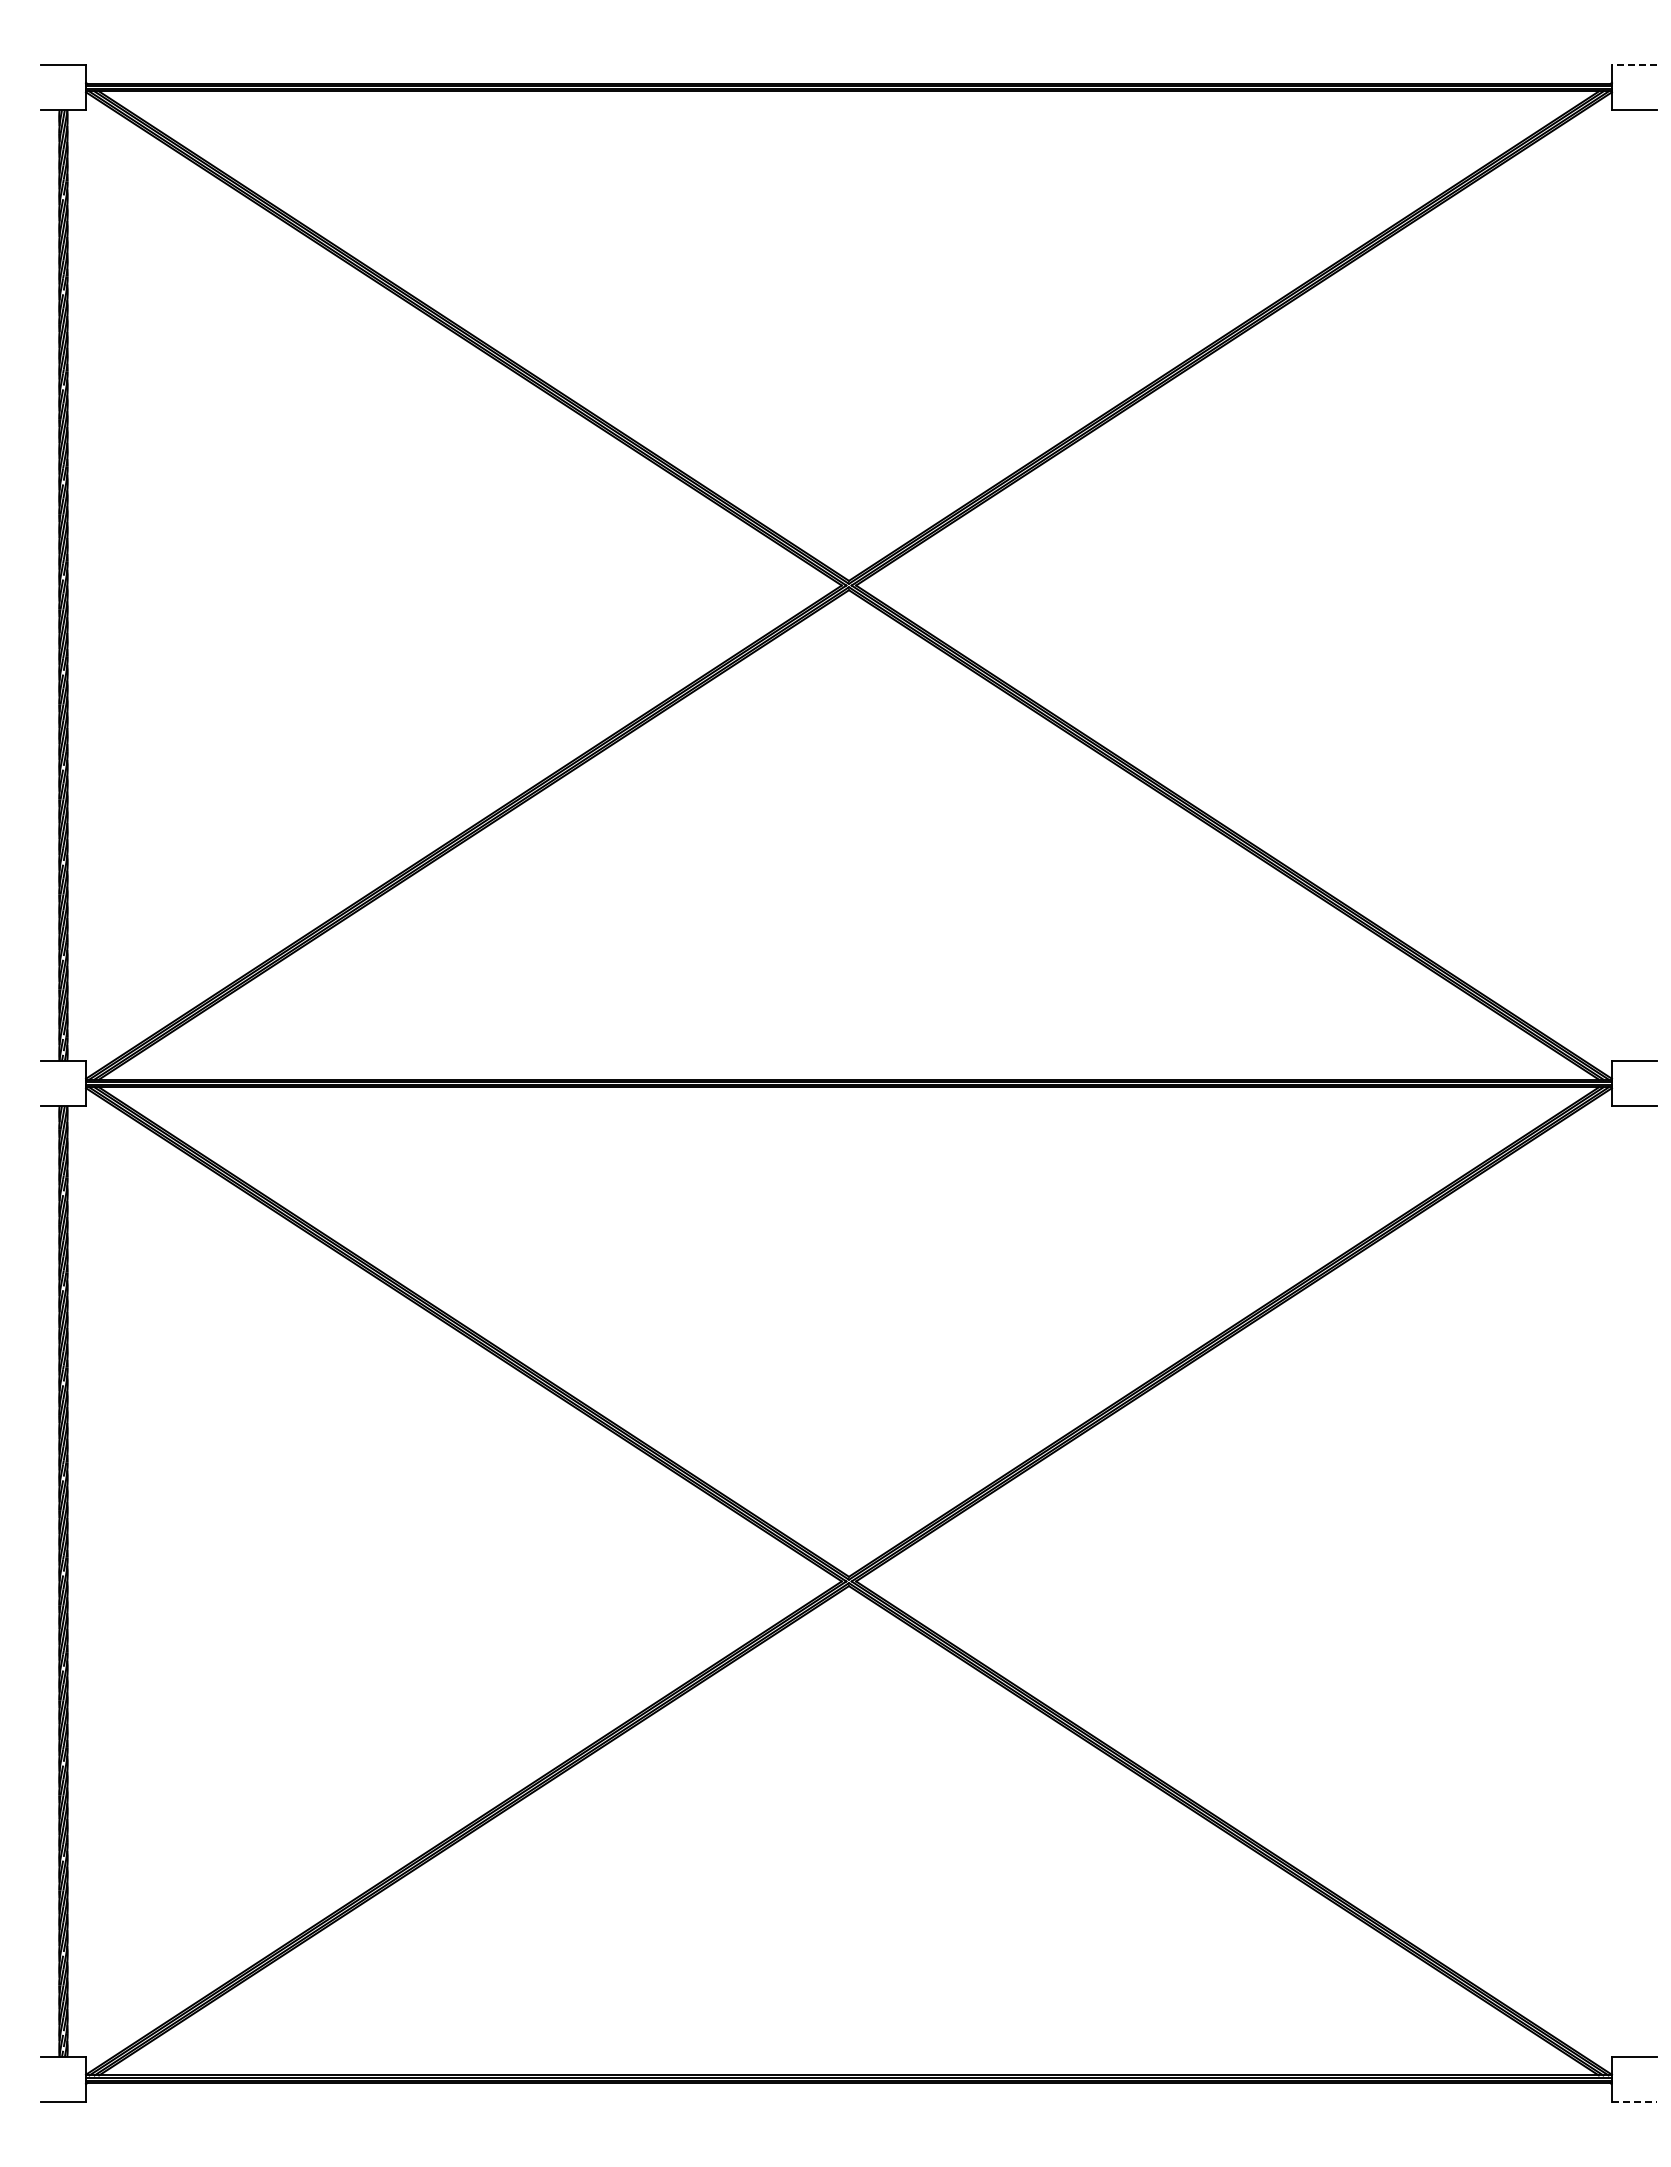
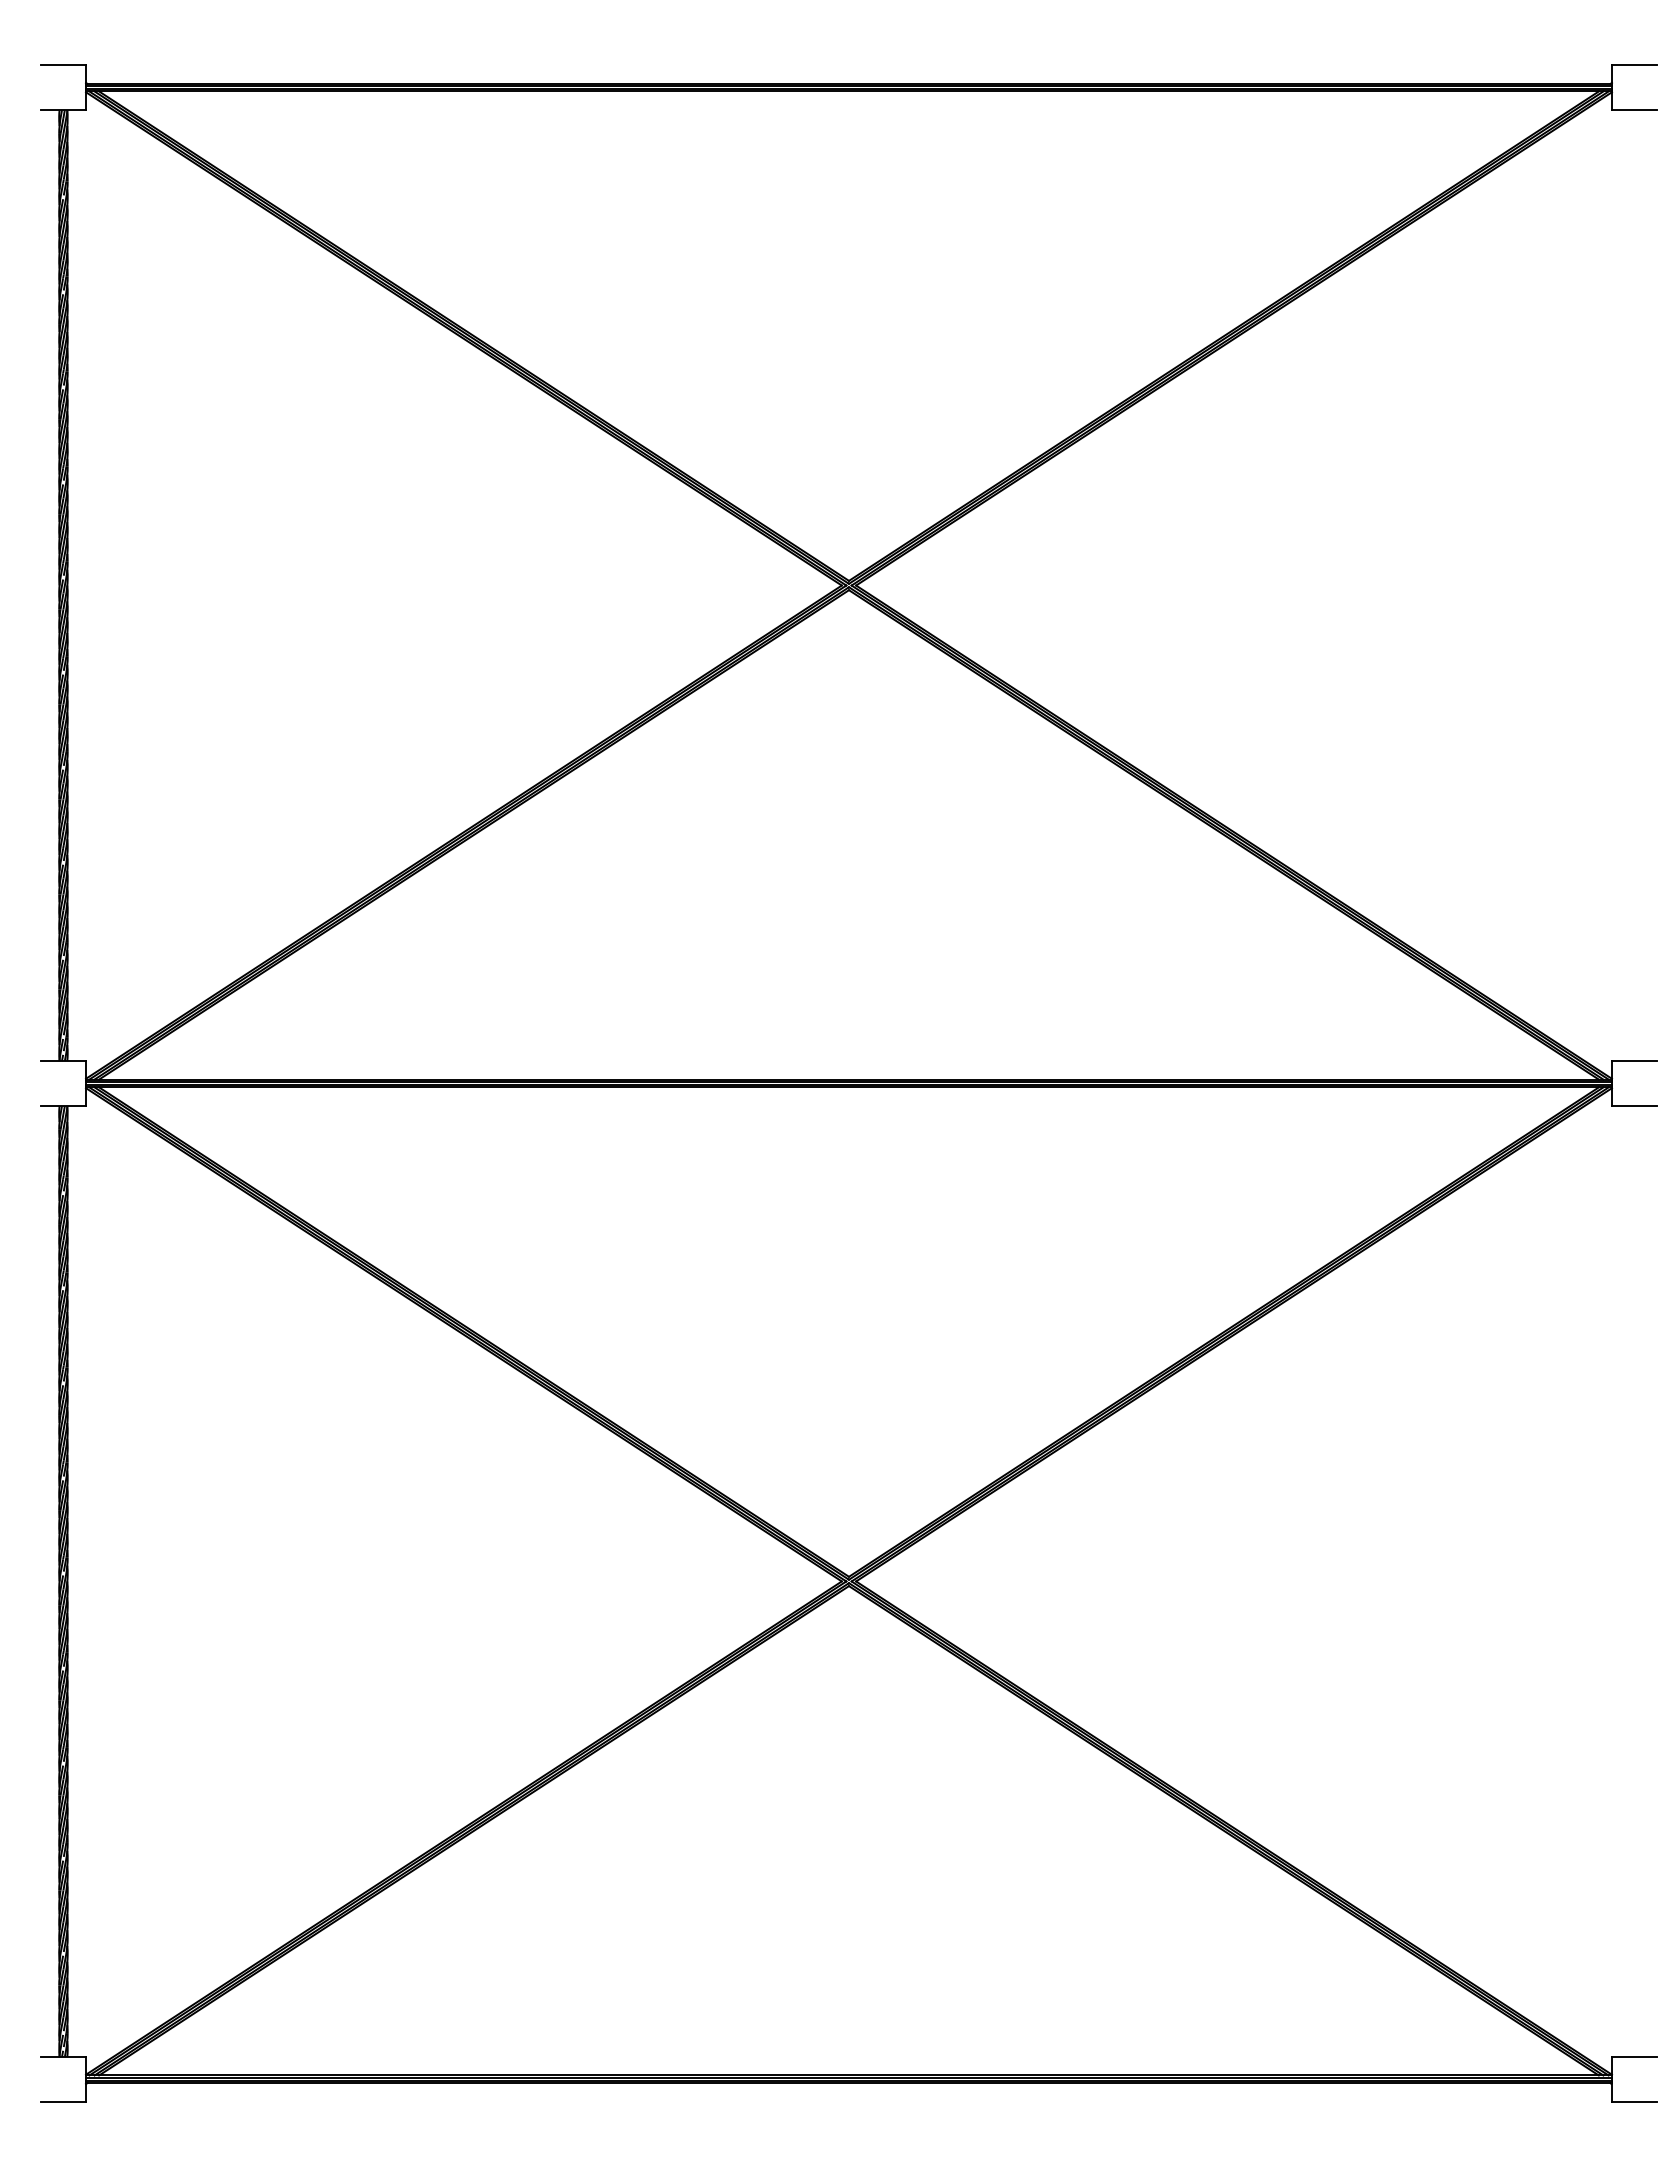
line: dashed -> solid (1634, 65)
line: dashed -> solid (1634, 2101)
